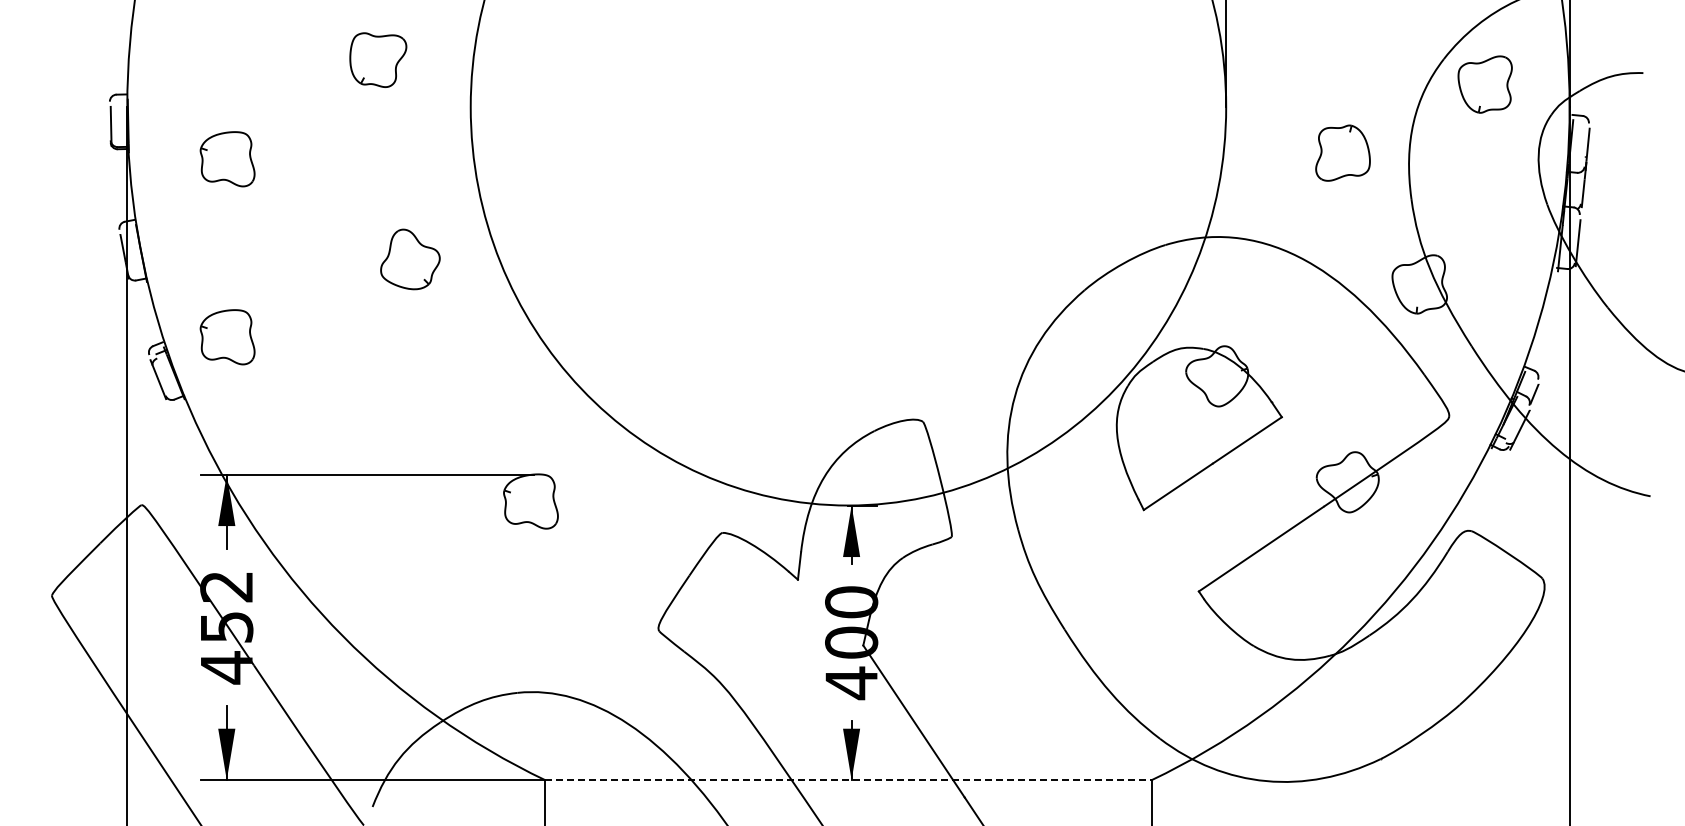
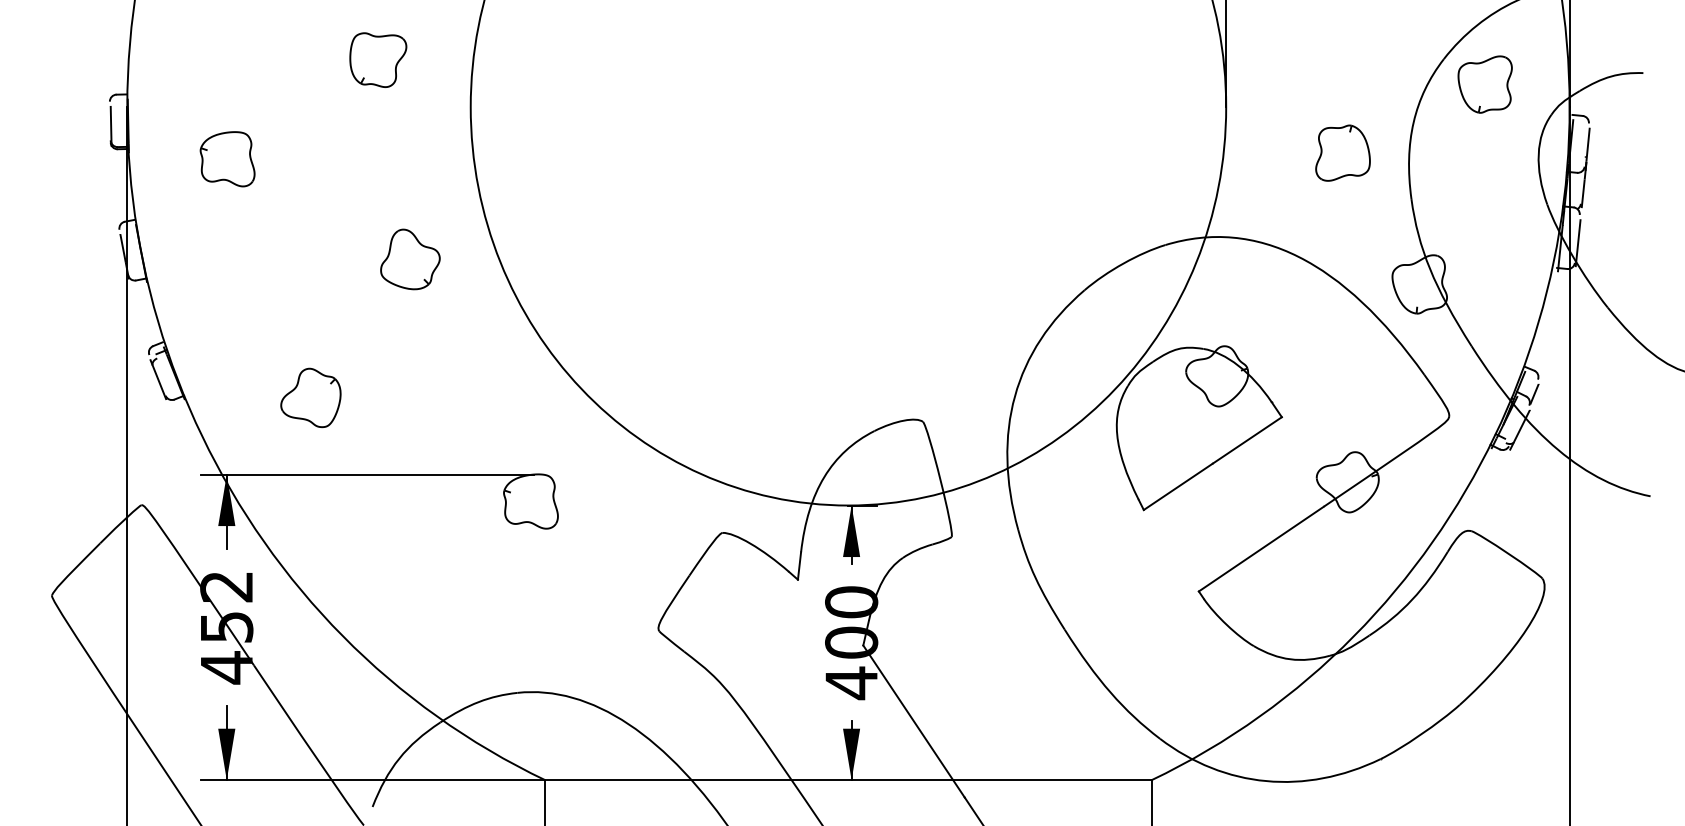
part: present -> none (227, 337)
part: none -> present (310, 397)
line: dashed -> solid (848, 780)
